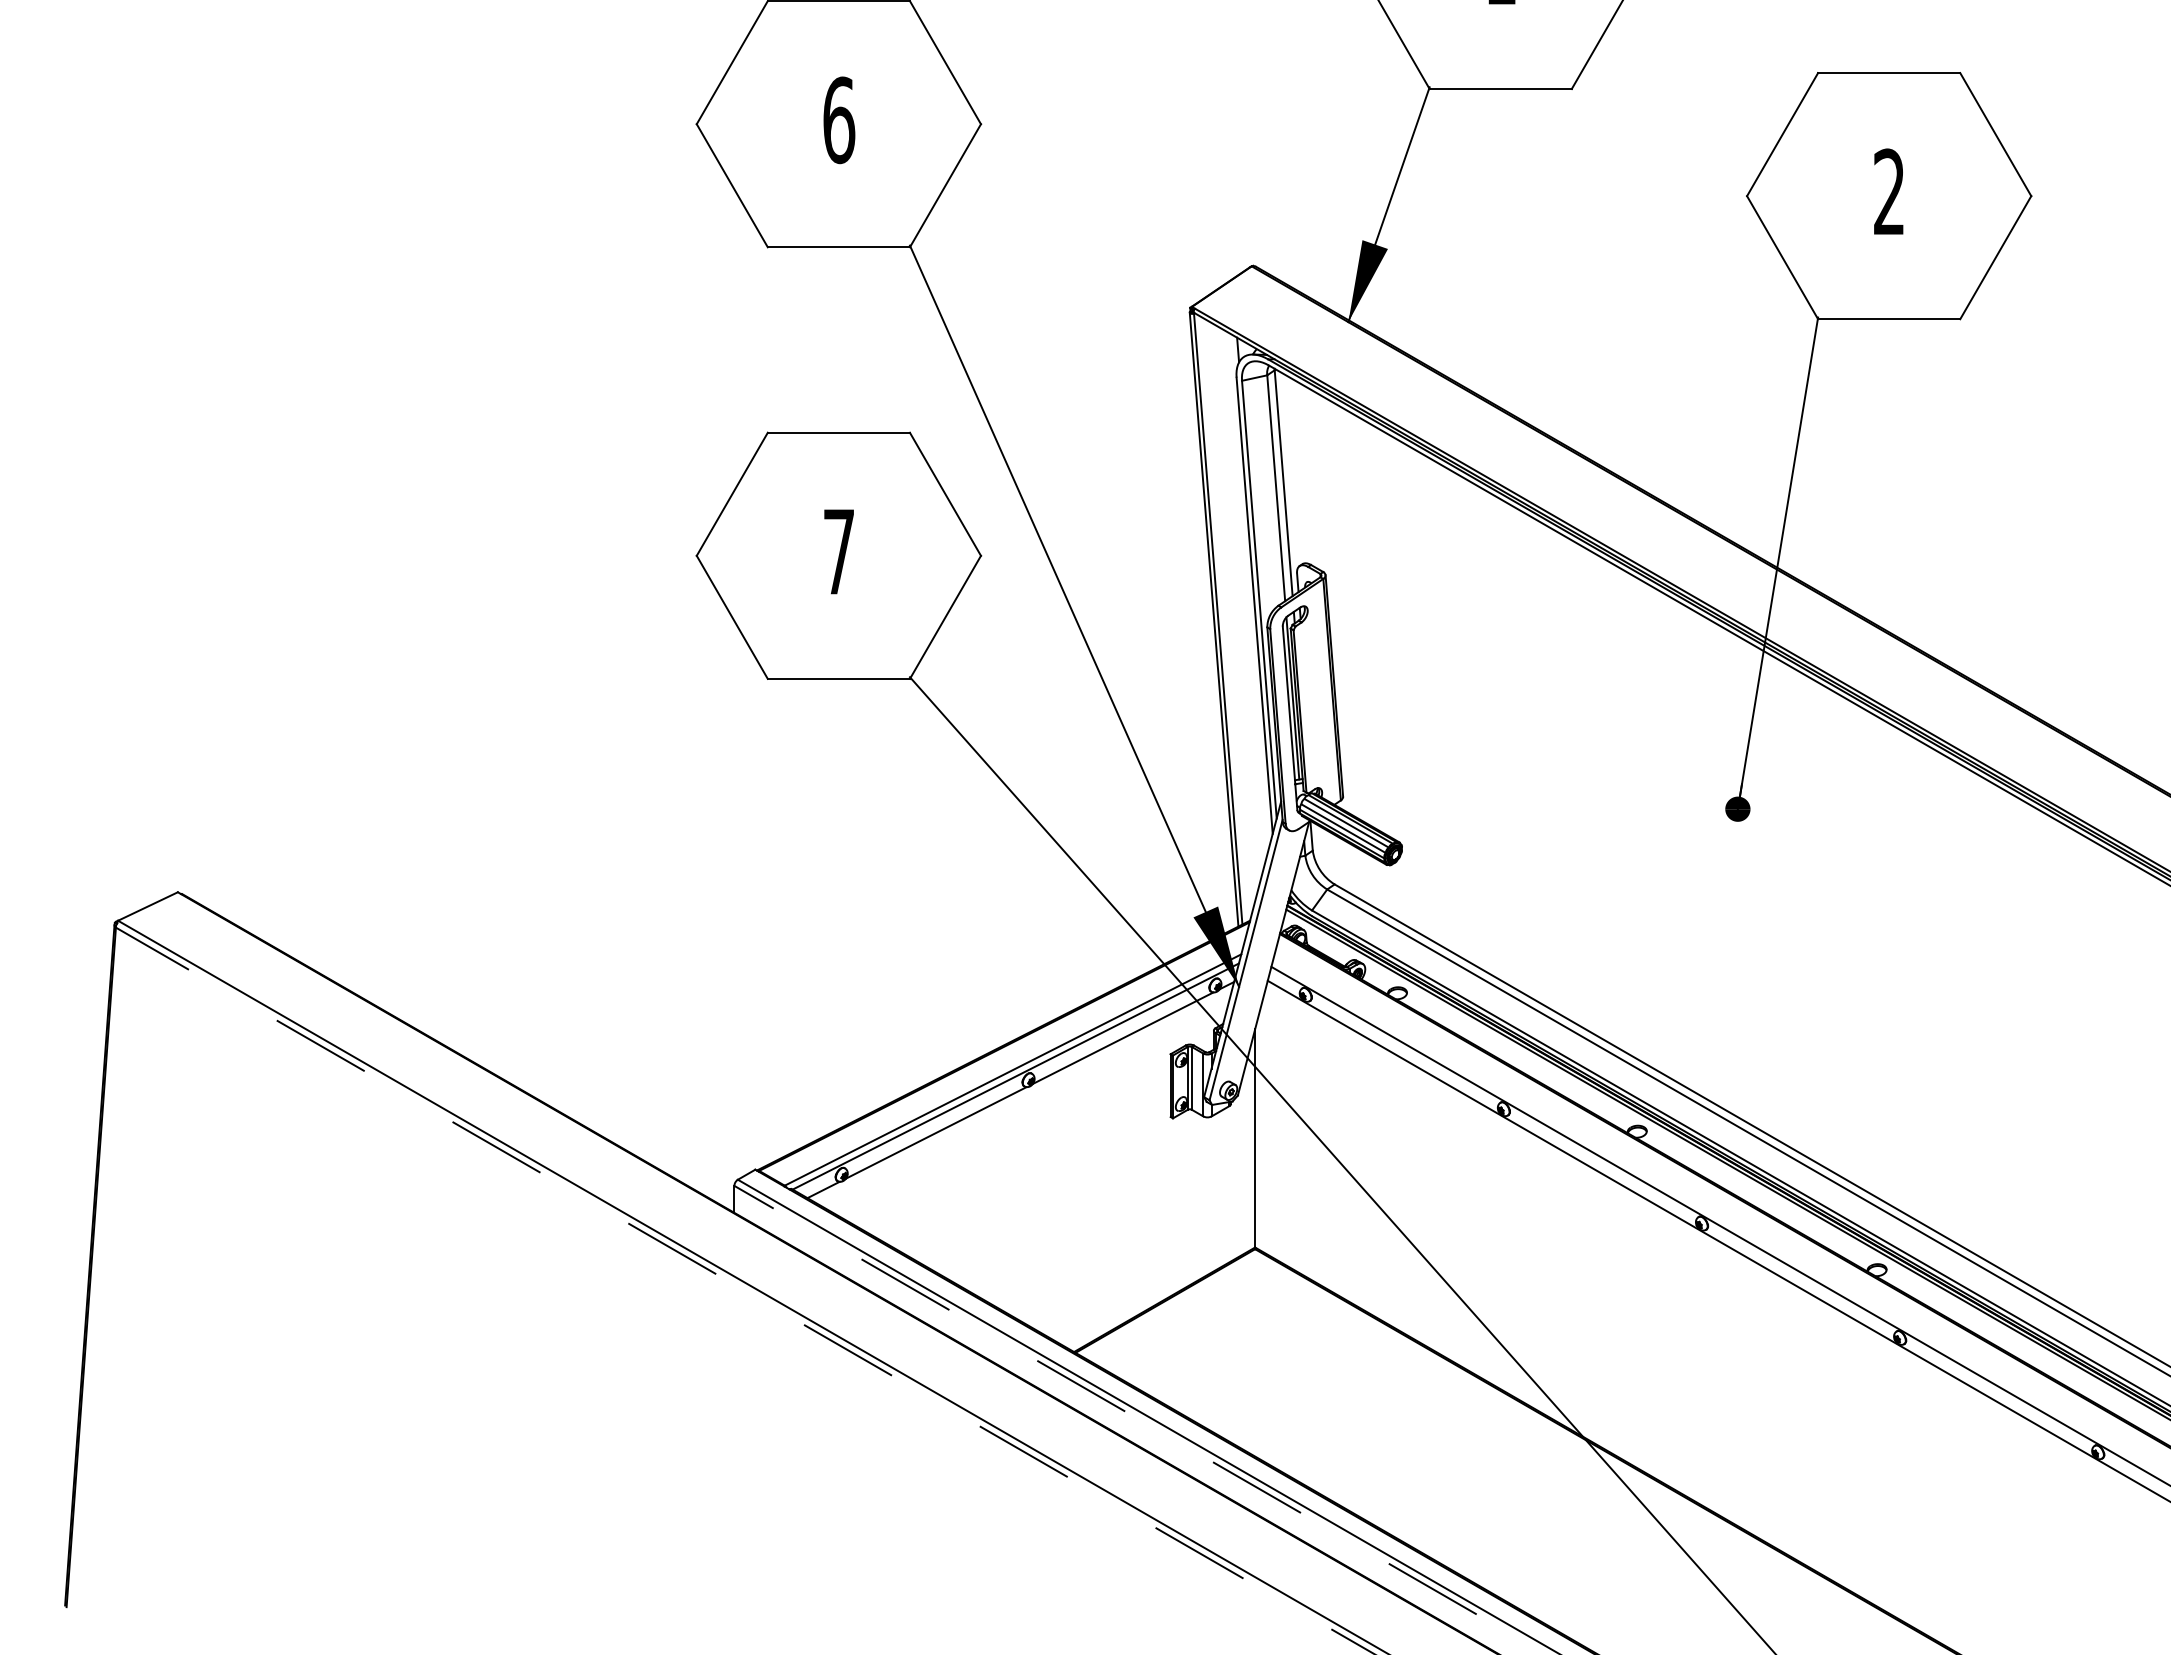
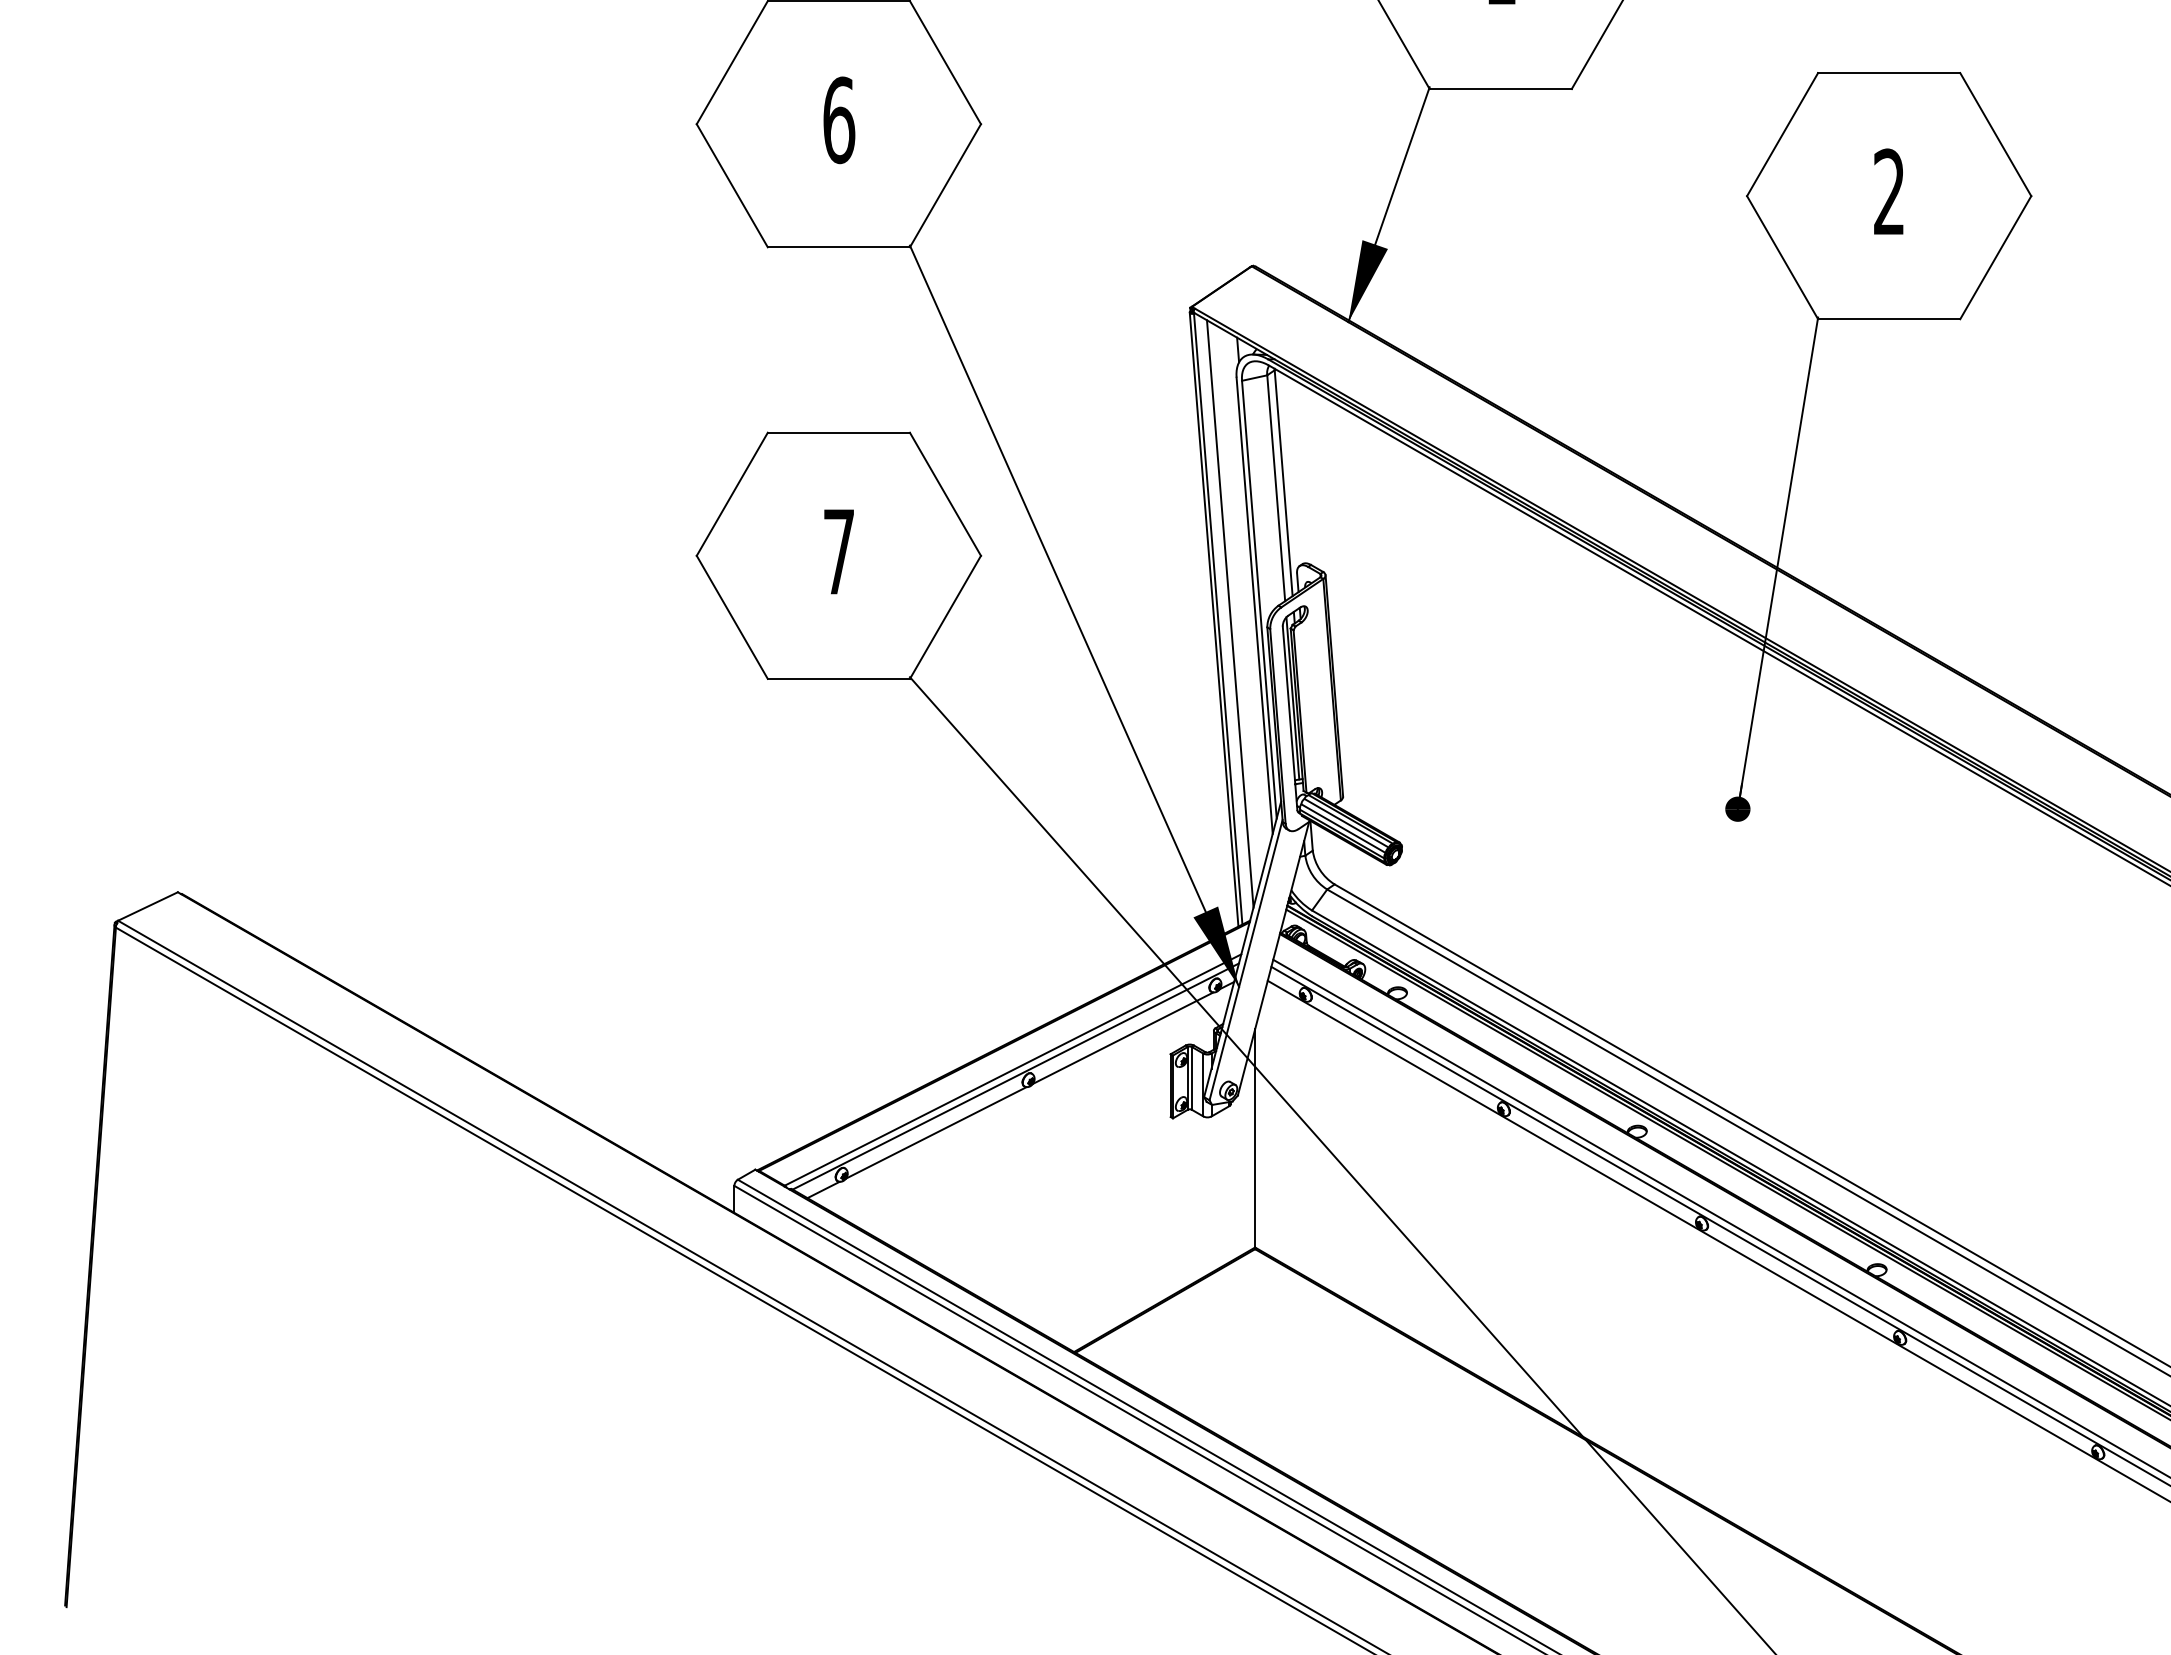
line: none -> present (1229, 613)
line: none -> present (1720, 1217)
line: dashed -> solid (745, 1291)
line: dashed -> solid (1140, 1420)
